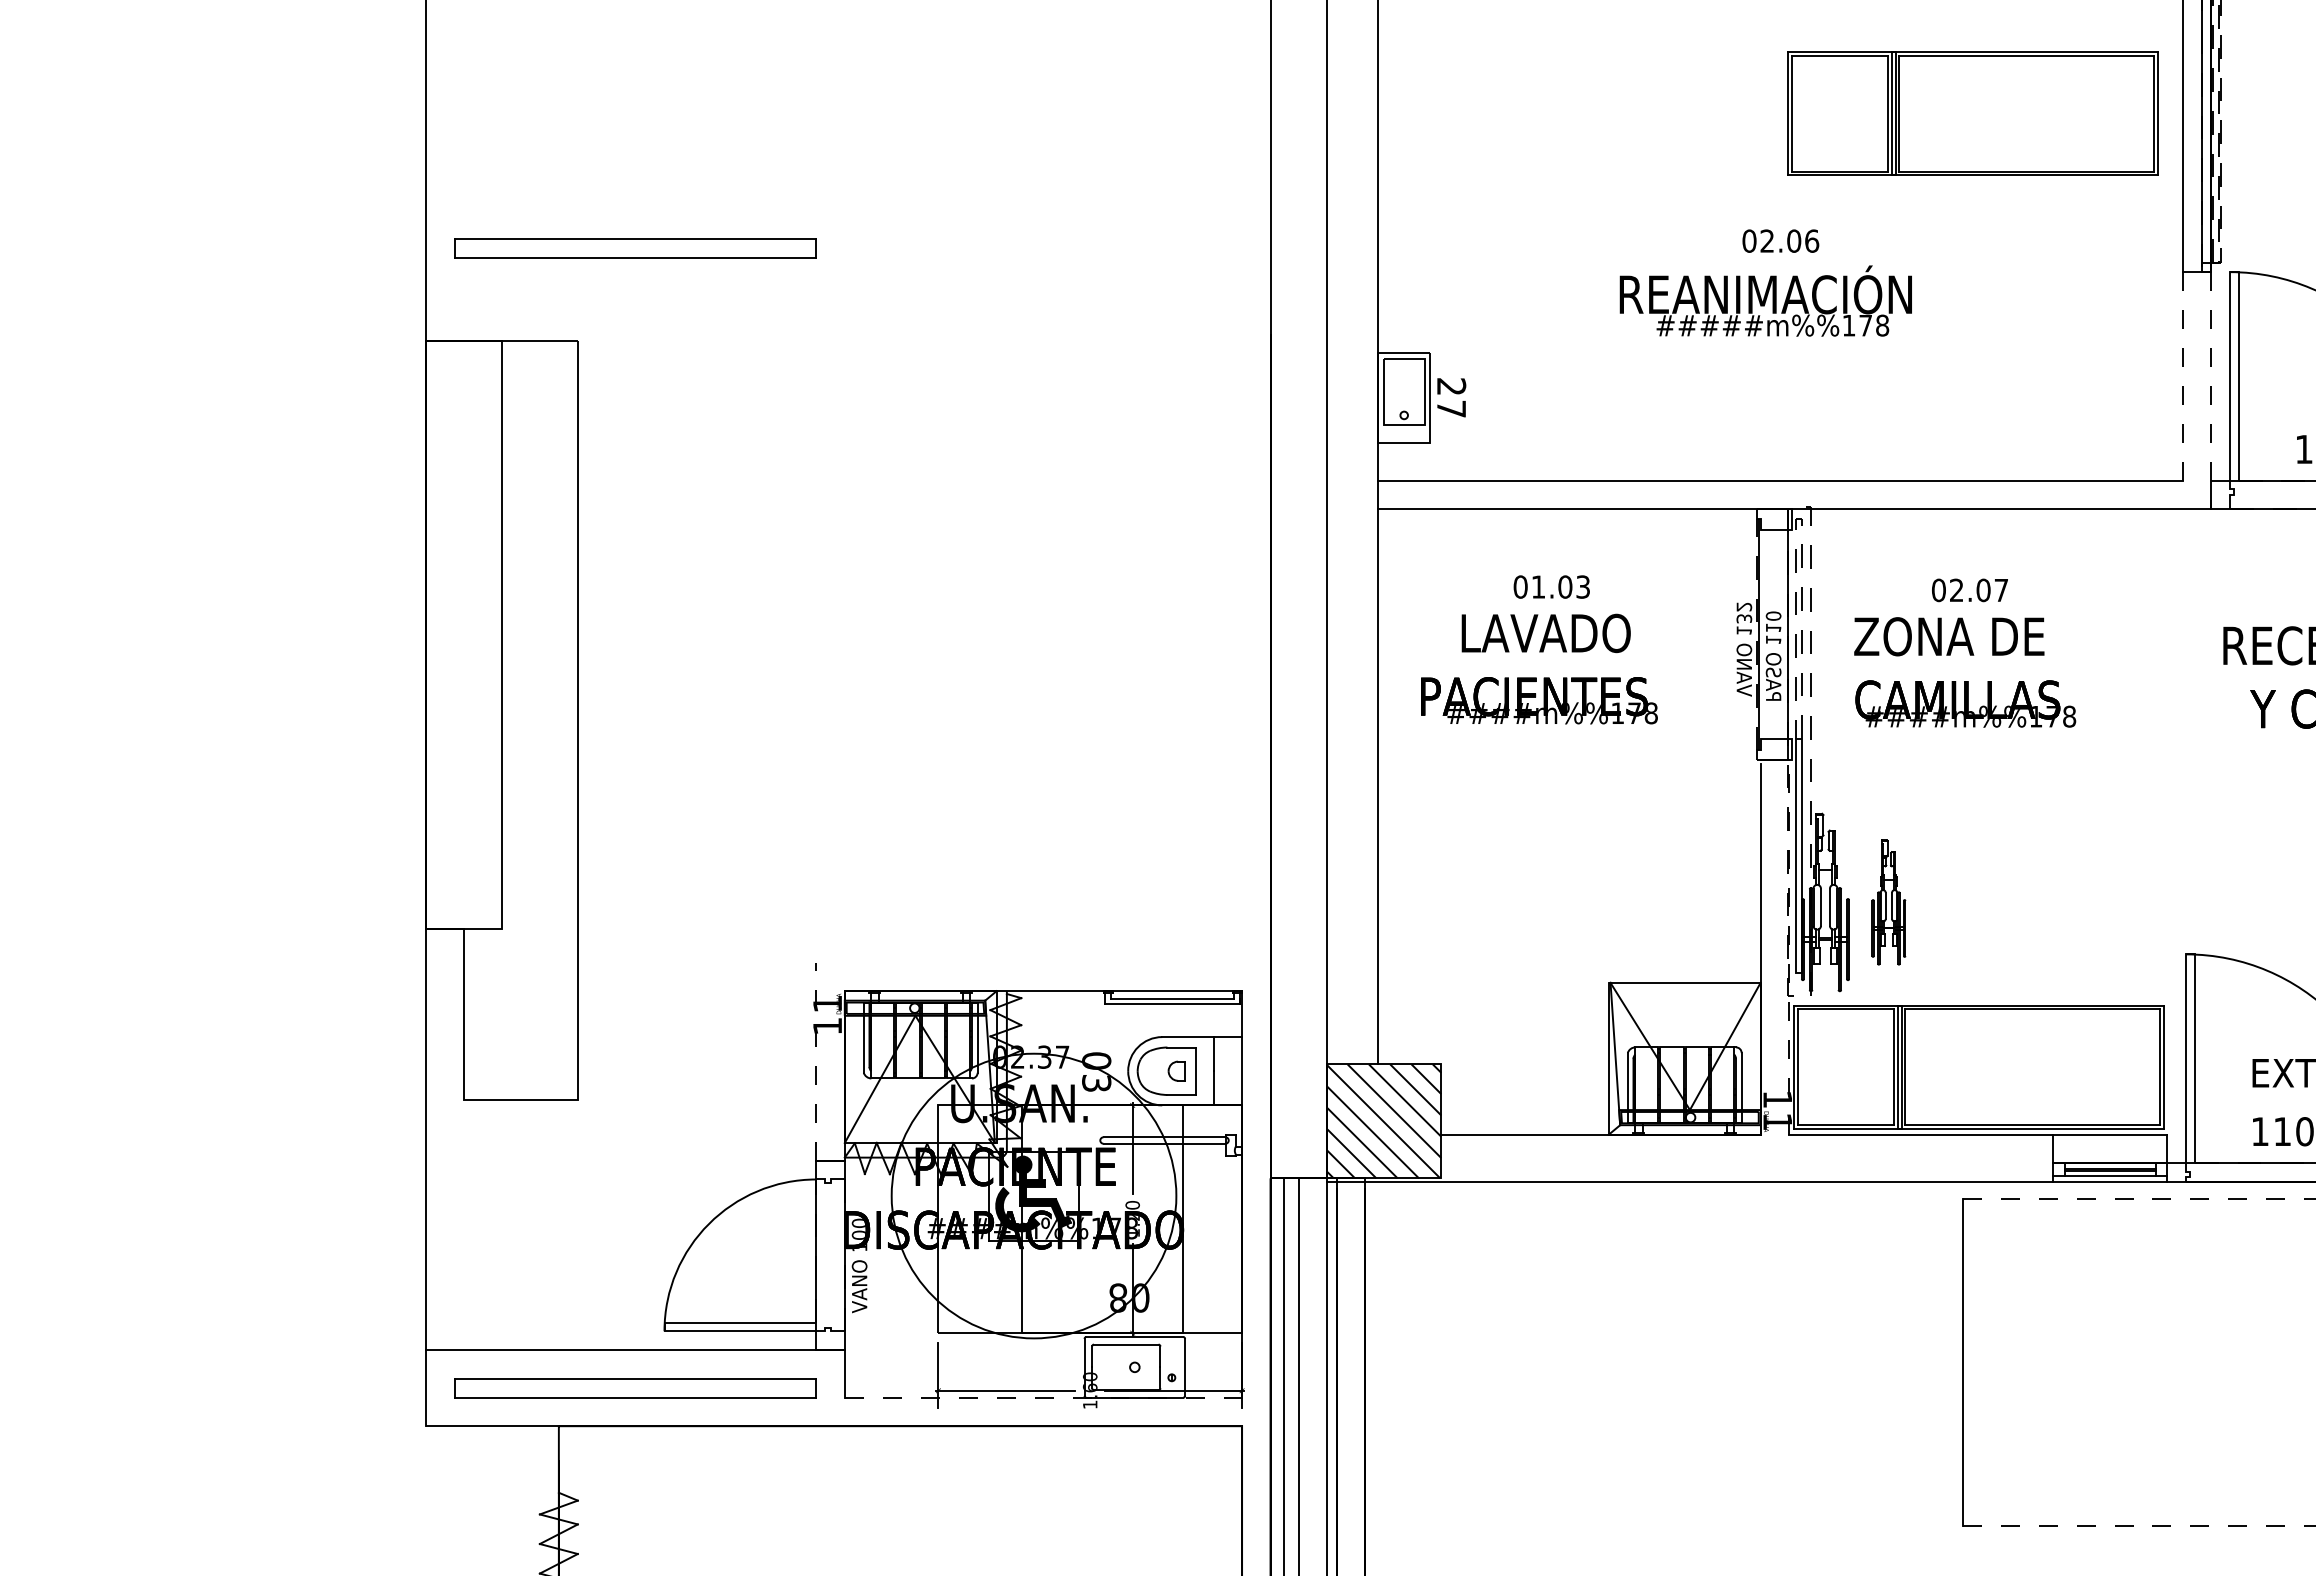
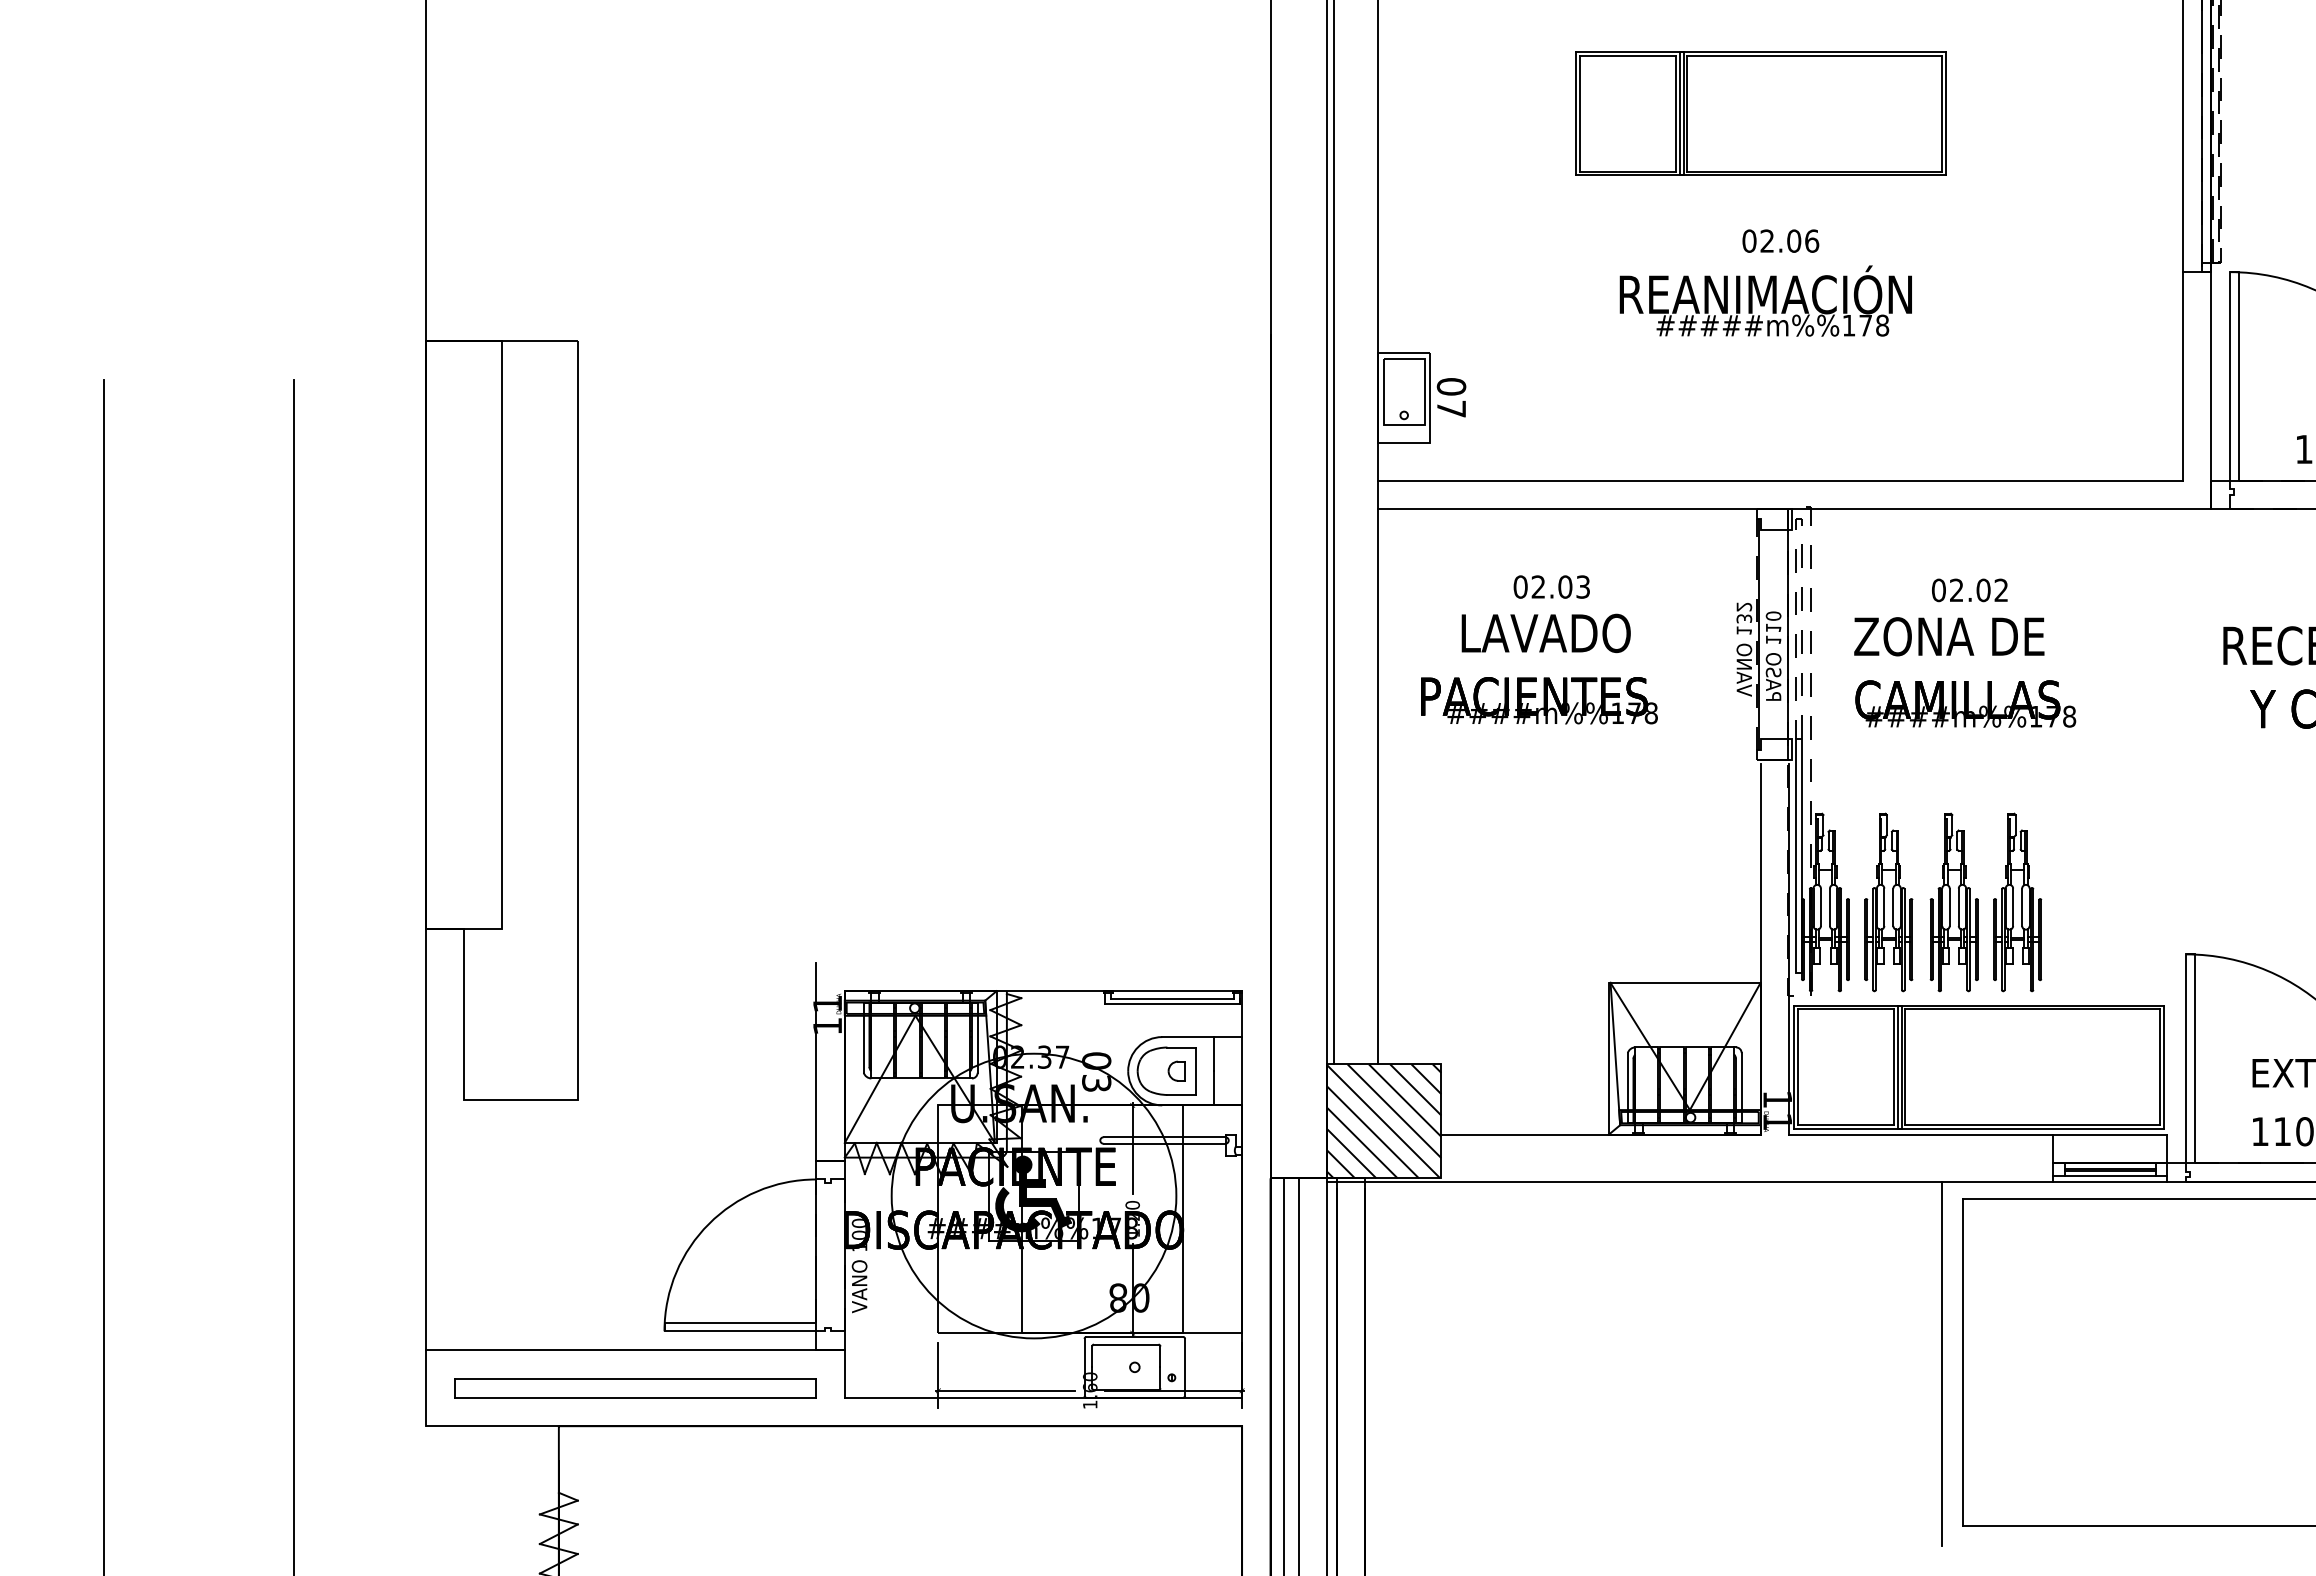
part position: (1972, 113) -> (1760, 113) (1760, 113)
part: present -> none (635, 248)
line: dashed -> solid (2182, 377)
text: 27 -> 07 (1451, 386)
line: dashed -> solid (2211, 390)
line: none -> present (1334, 533)
text: 01.03 -> 02.03 (1537, 586)
text: 02.07 -> 02.02 (2000, 589)
part size: 36x127 px -> 50x181 px (1888, 902)
part: none -> present (1953, 902)
part: none -> present (2017, 902)
line: dashed -> solid (1789, 949)
line: none -> present (103, 976)
line: none -> present (293, 976)
line: dashed -> solid (816, 1061)
line: dashed -> solid (2139, 1198)
line: none -> present (1942, 1364)
line: dashed -> solid (1043, 1397)
line: dashed -> solid (2139, 1526)
